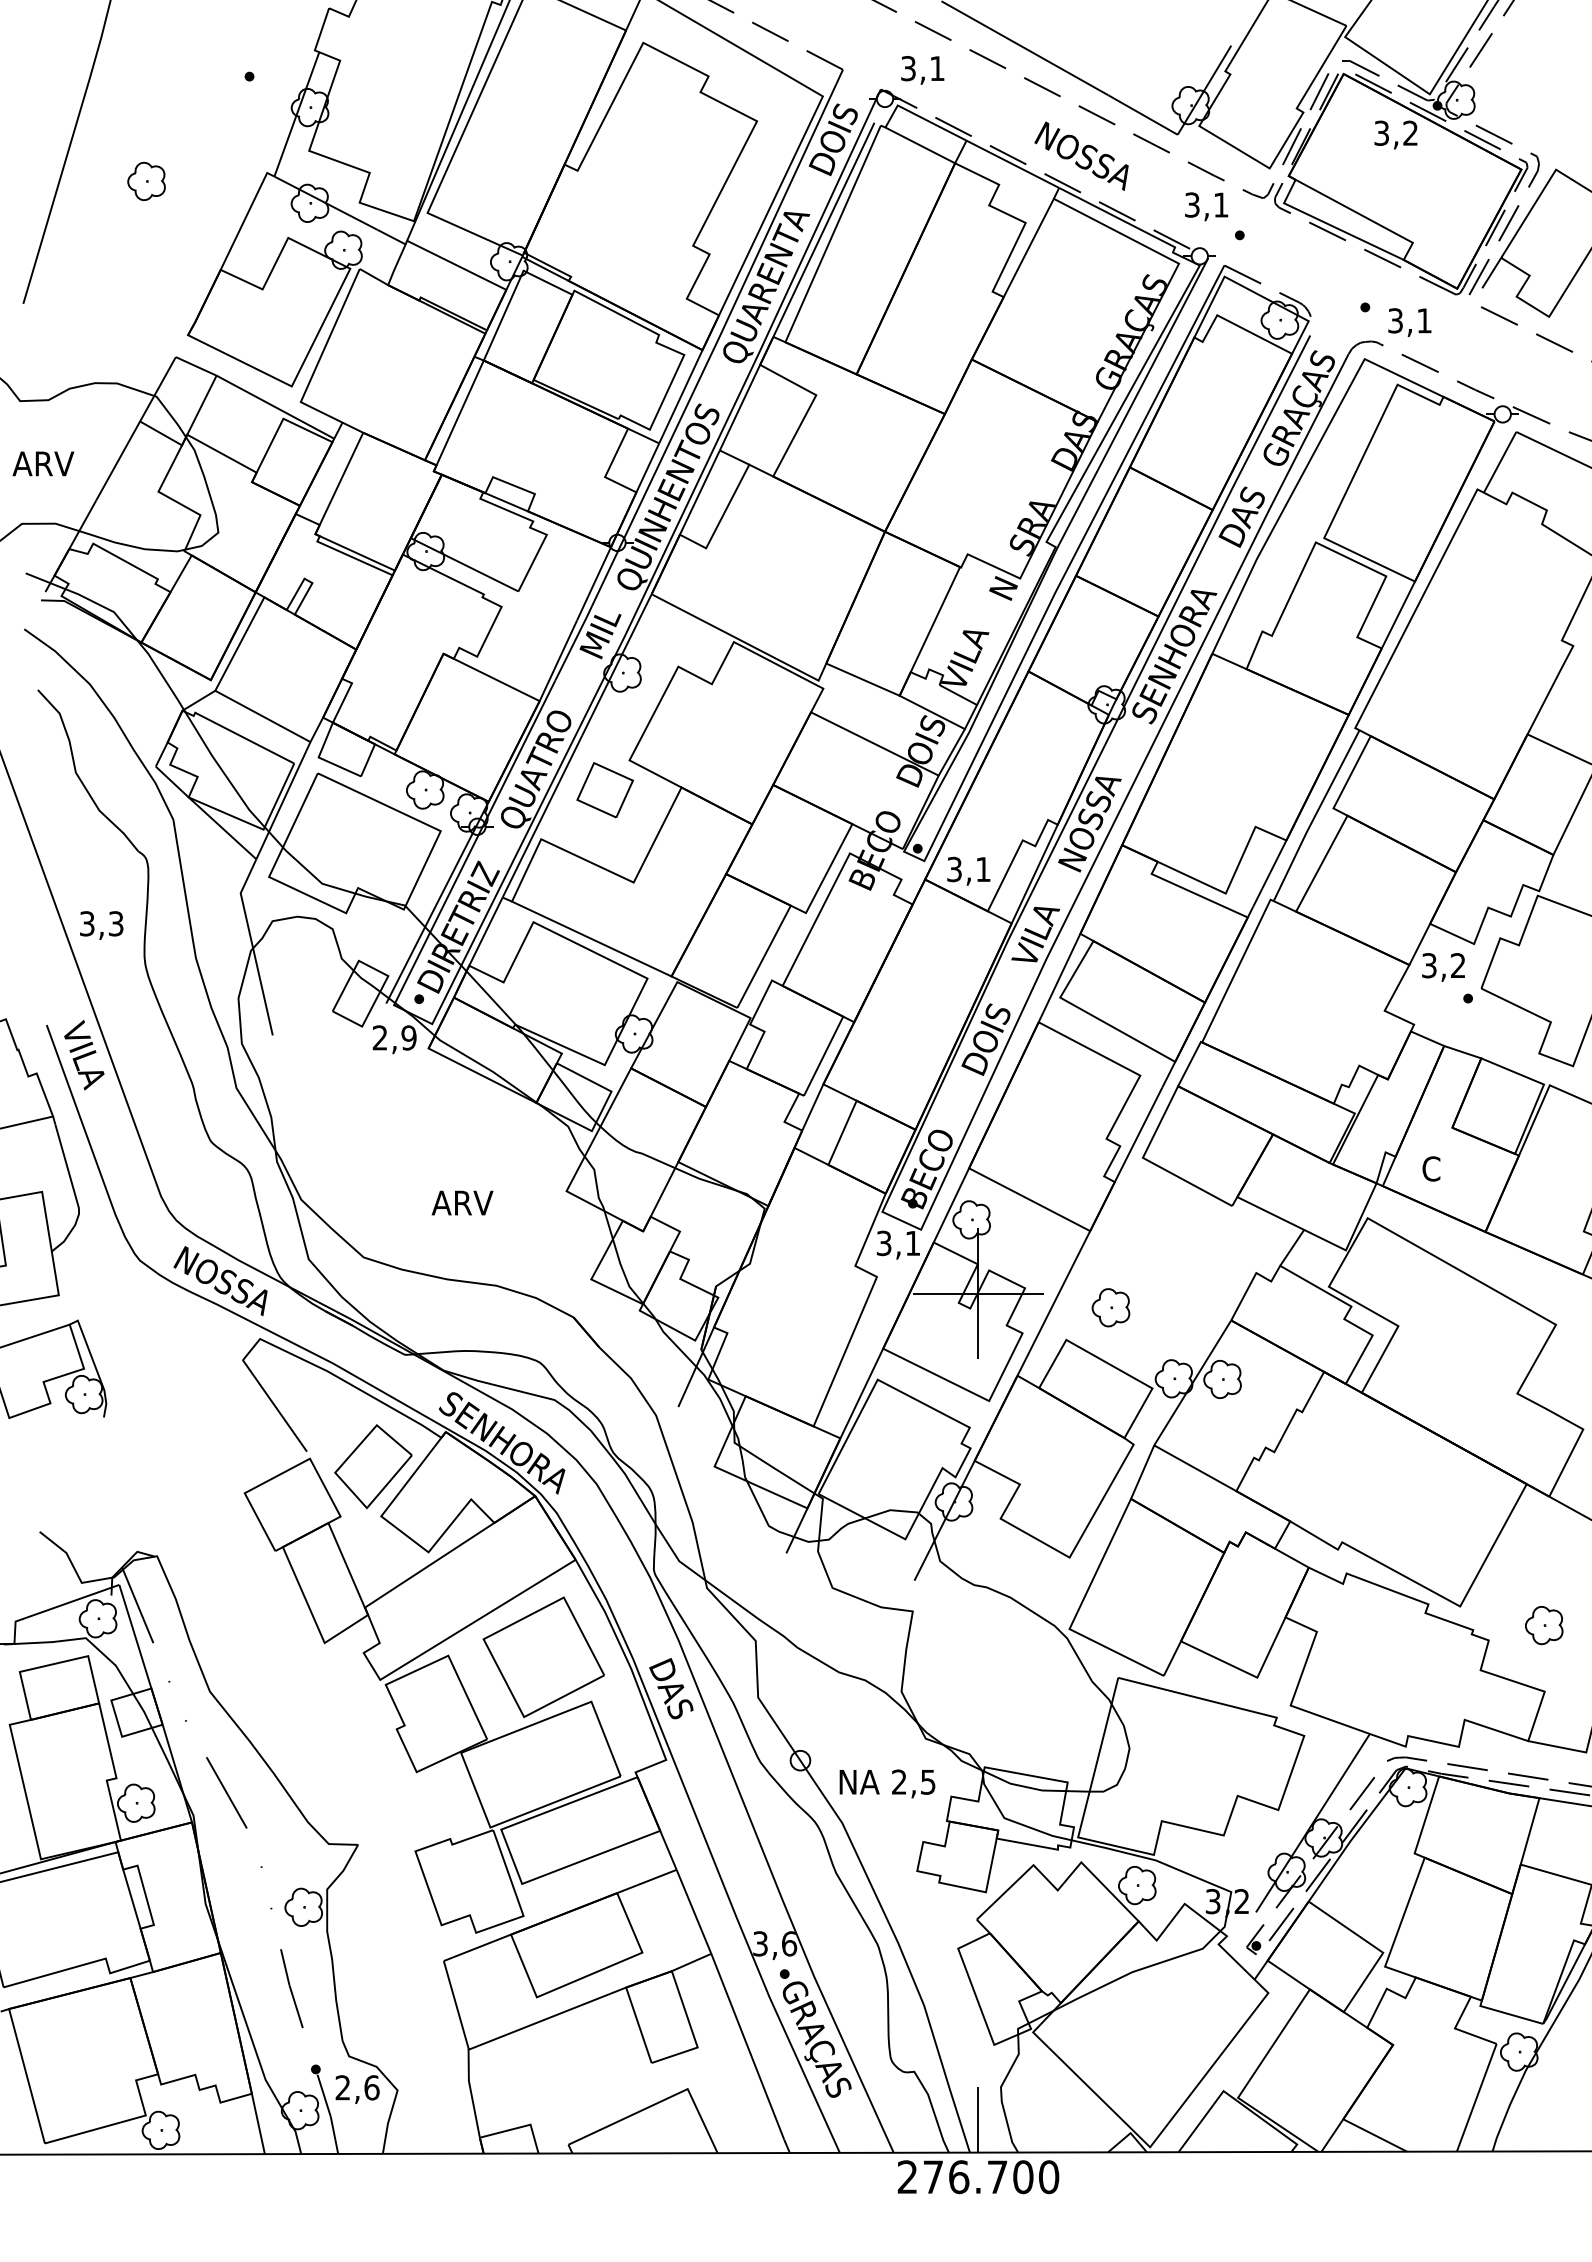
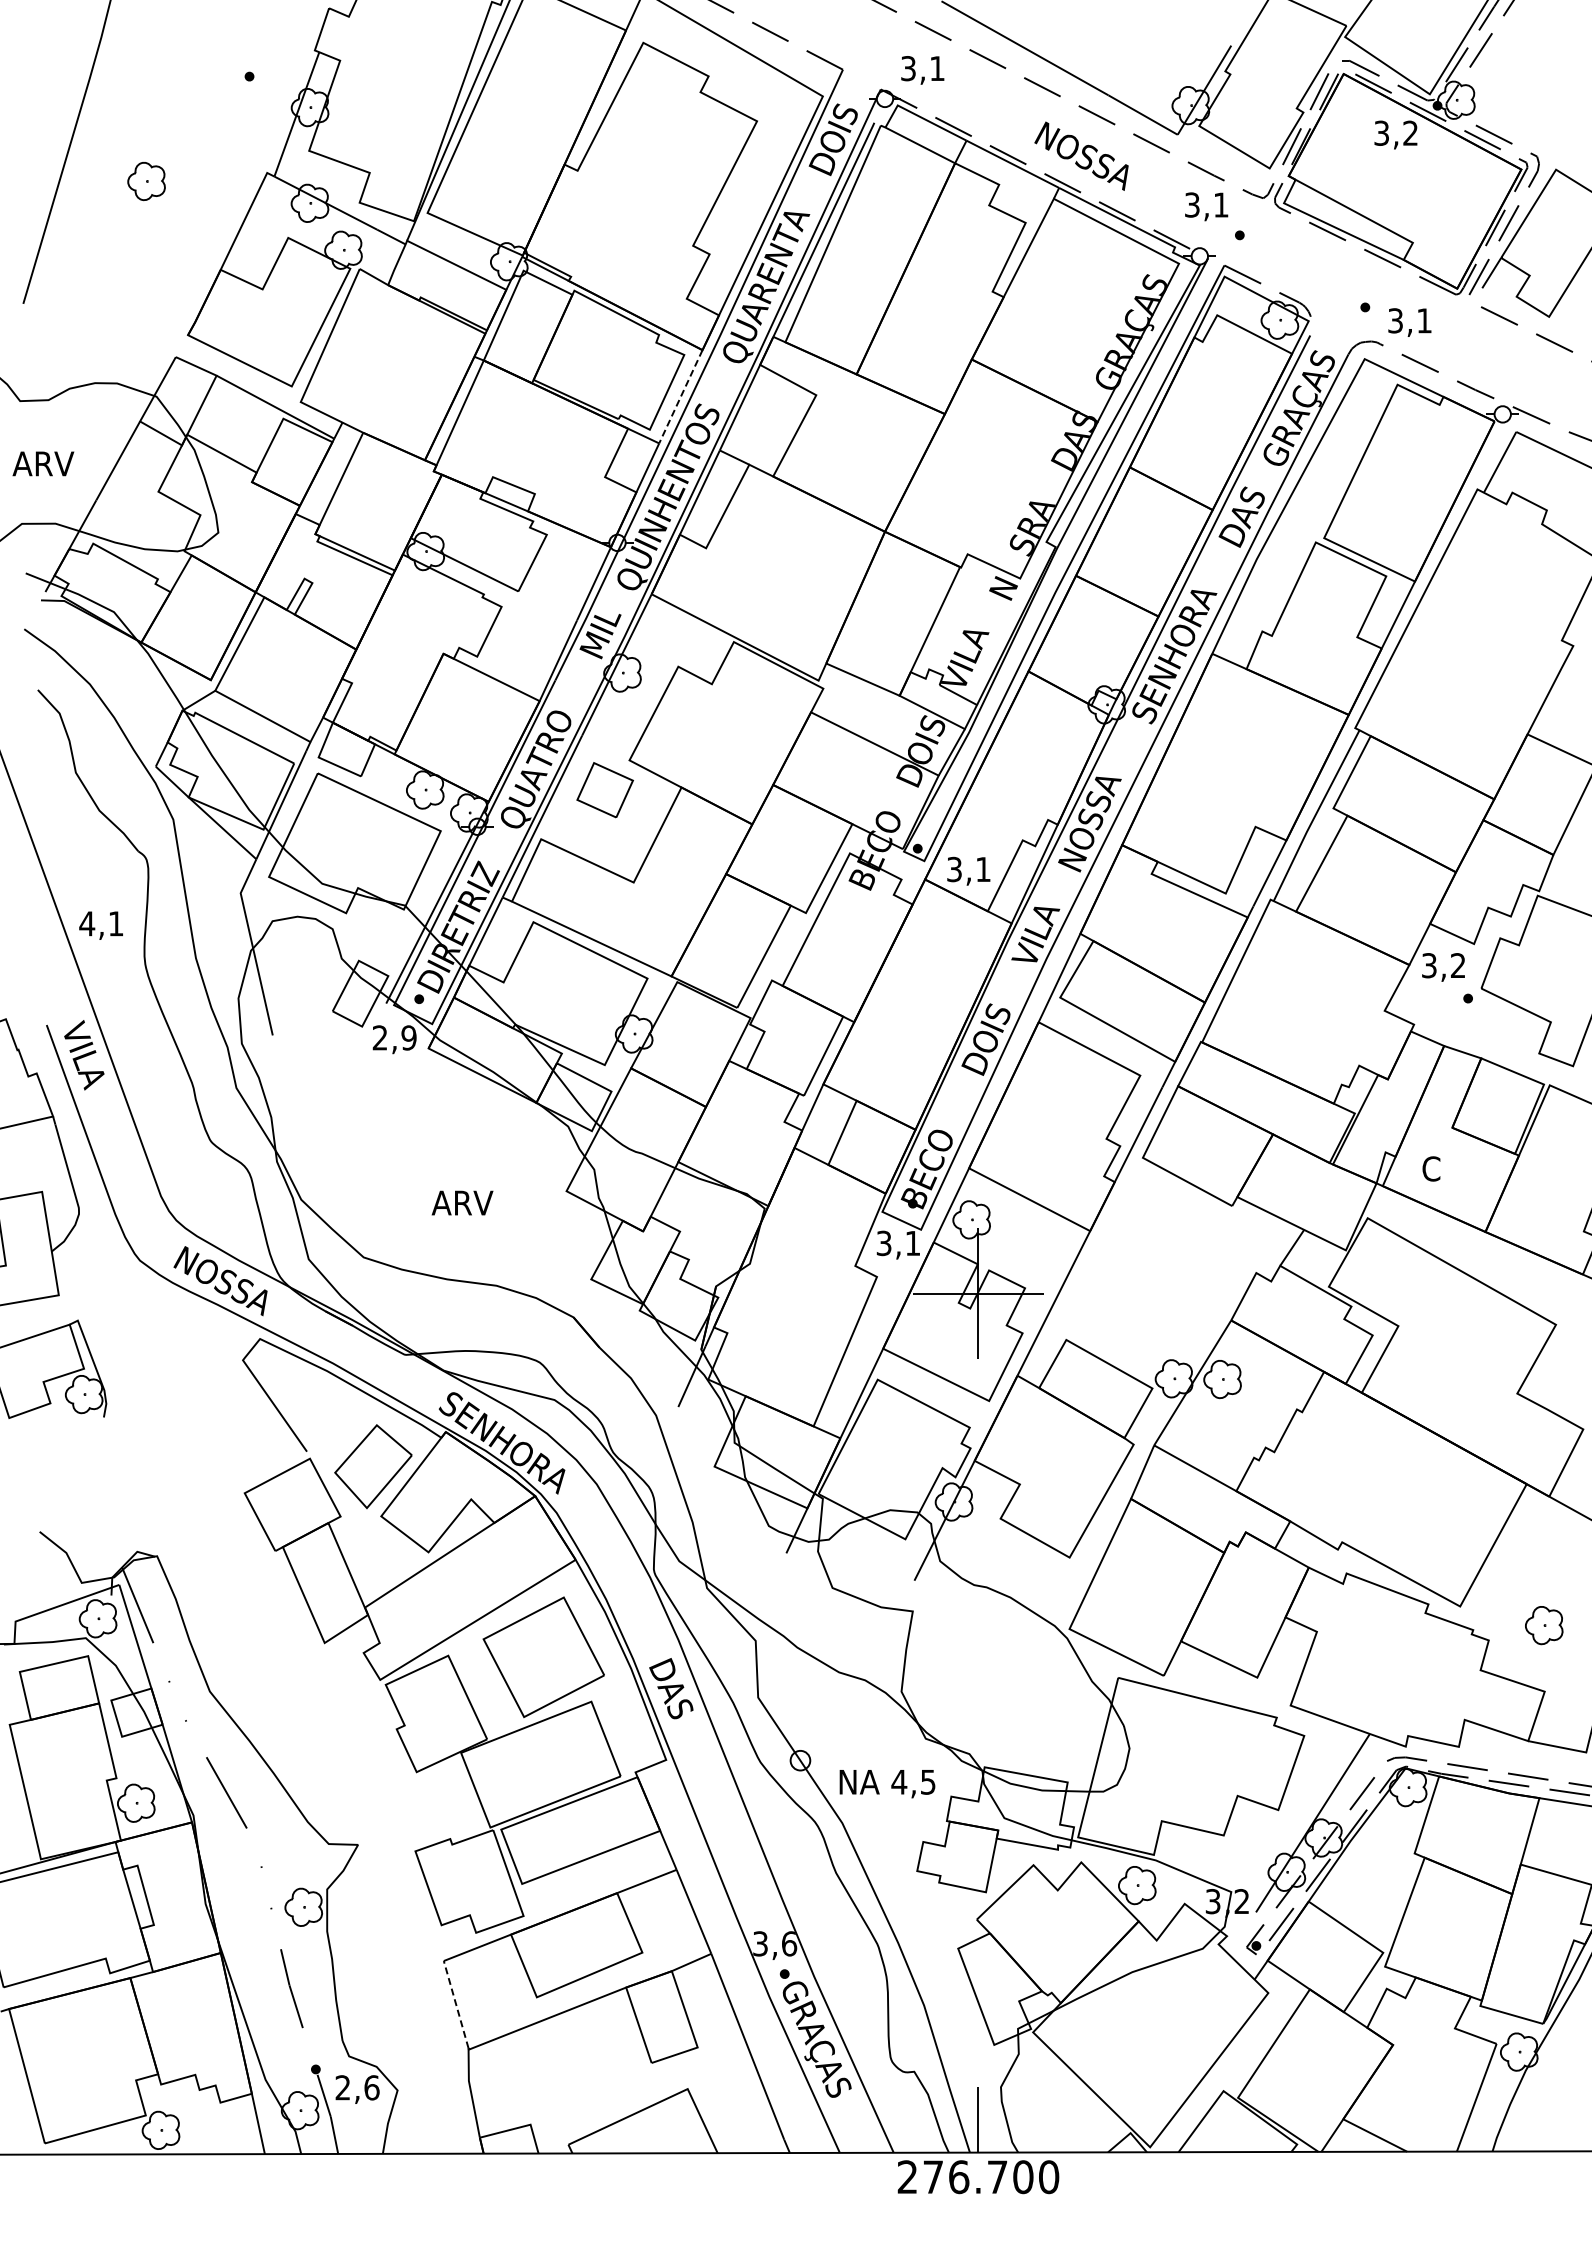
line: solid -> dashed (680, 397)
text: 3,3 -> 4,1 (101, 923)
part: present -> none (1110, 1307)
text: 2,5 -> 4,5 (899, 1781)
line: solid -> dashed (456, 2004)
